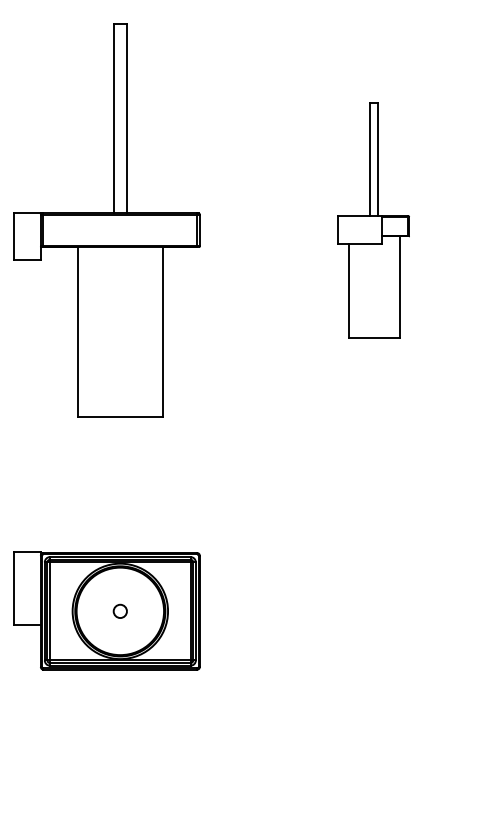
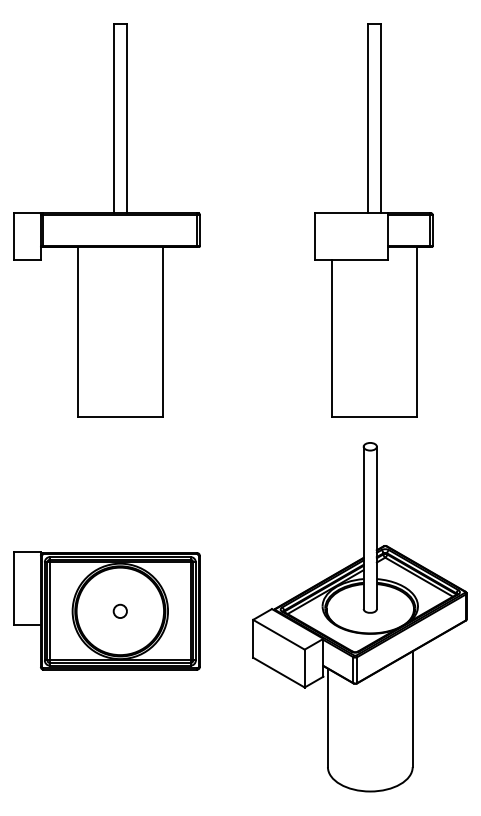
part size: 73x237 px -> 120x395 px (373, 220)
part: none -> present (359, 617)
